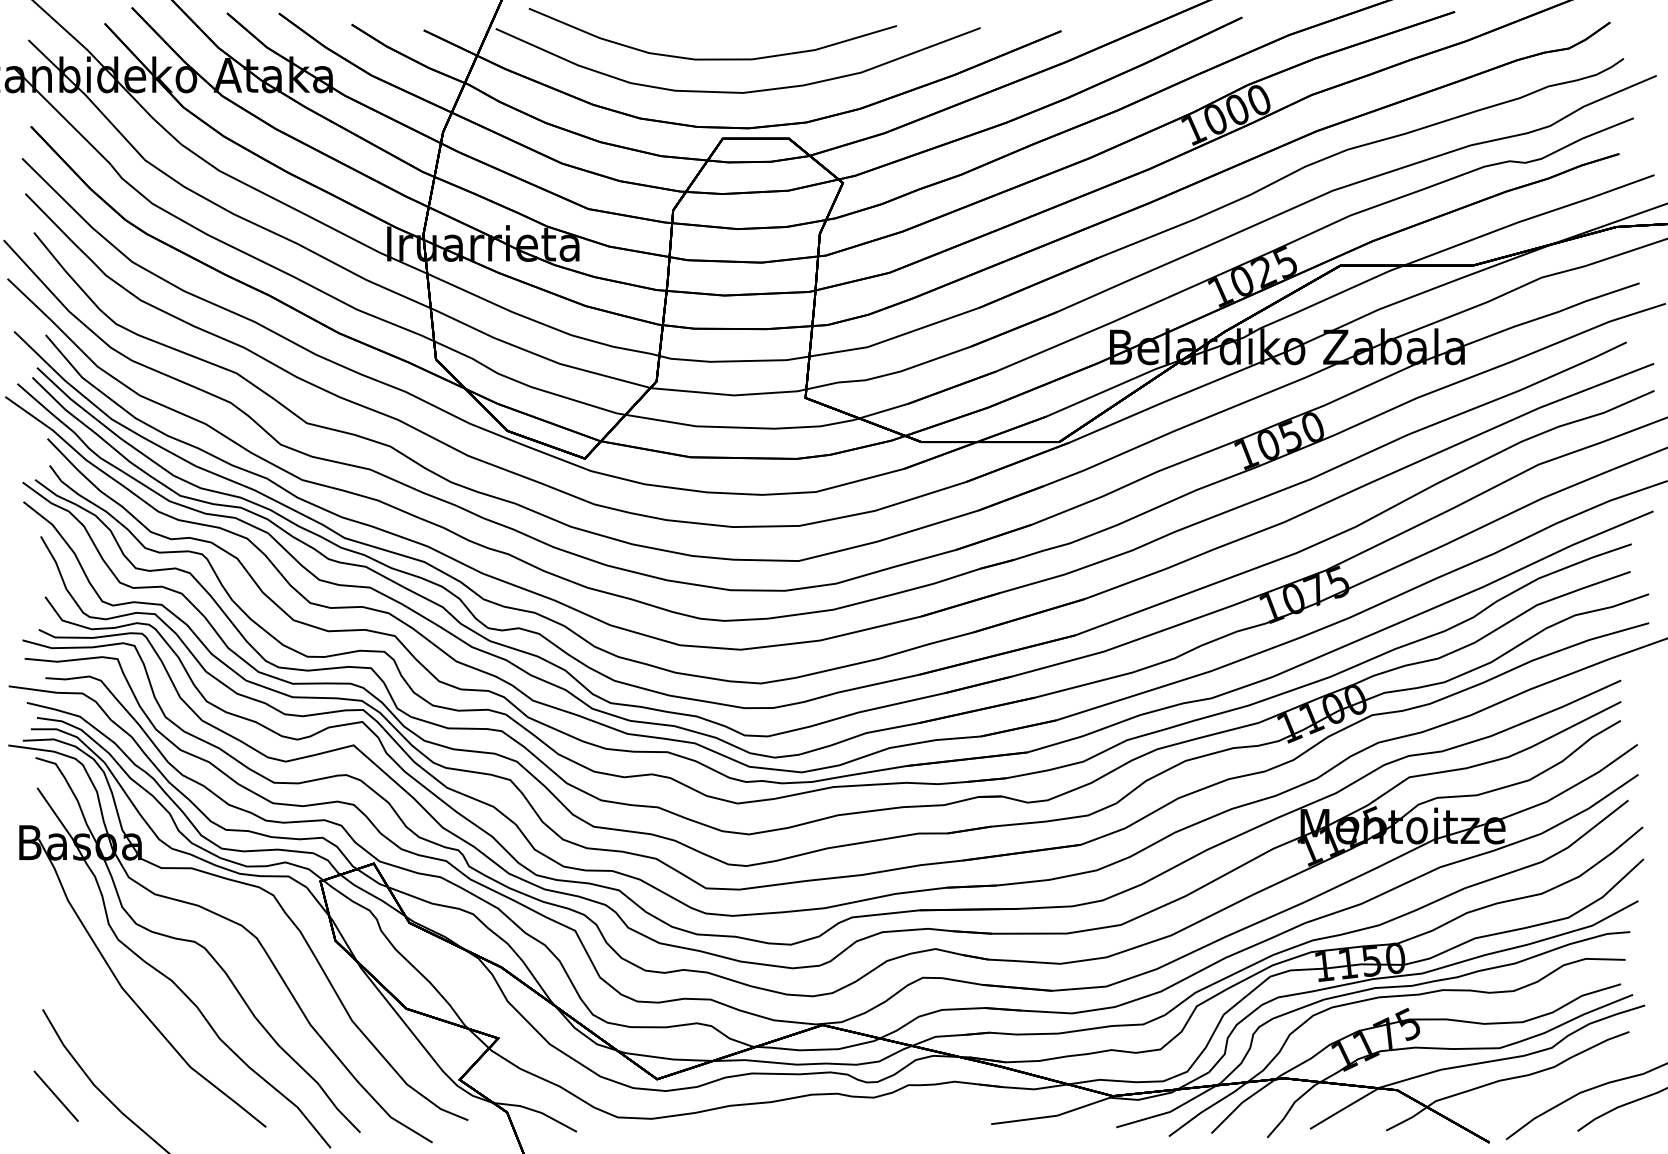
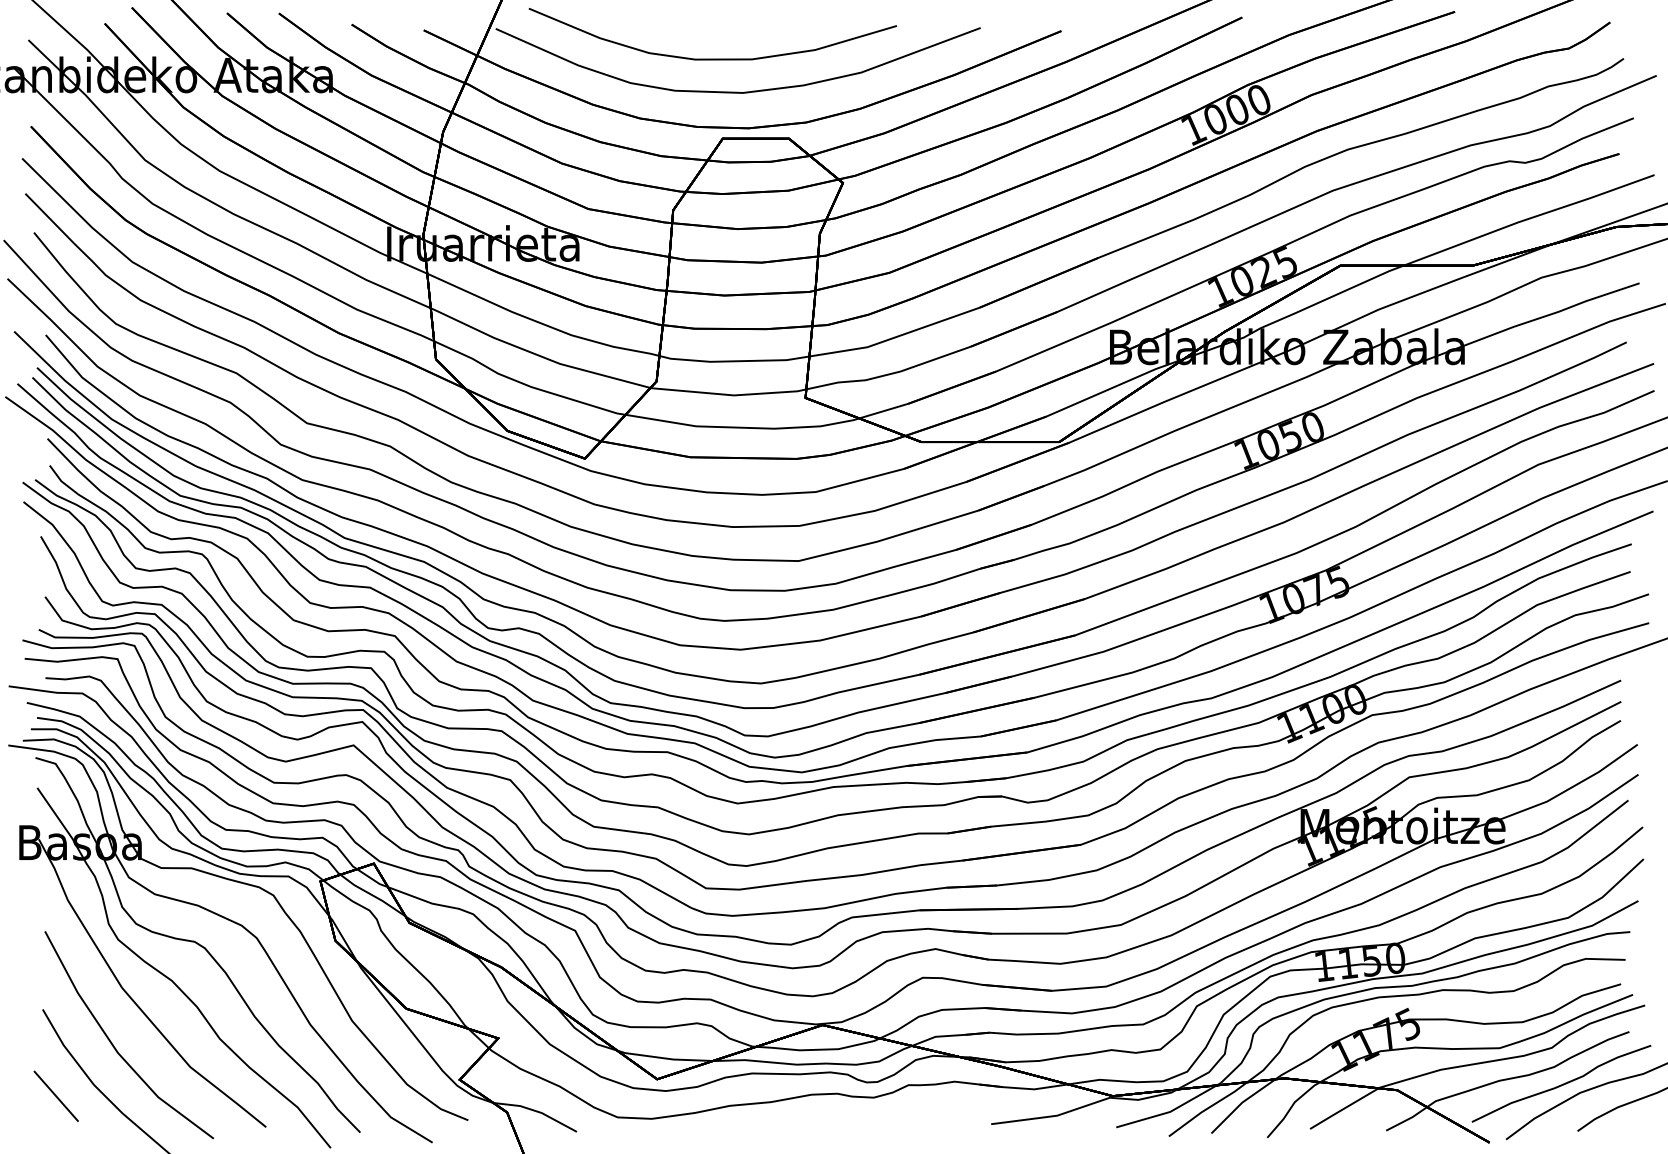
line: none -> present (114, 1045)
part: none -> present (1561, 1083)
